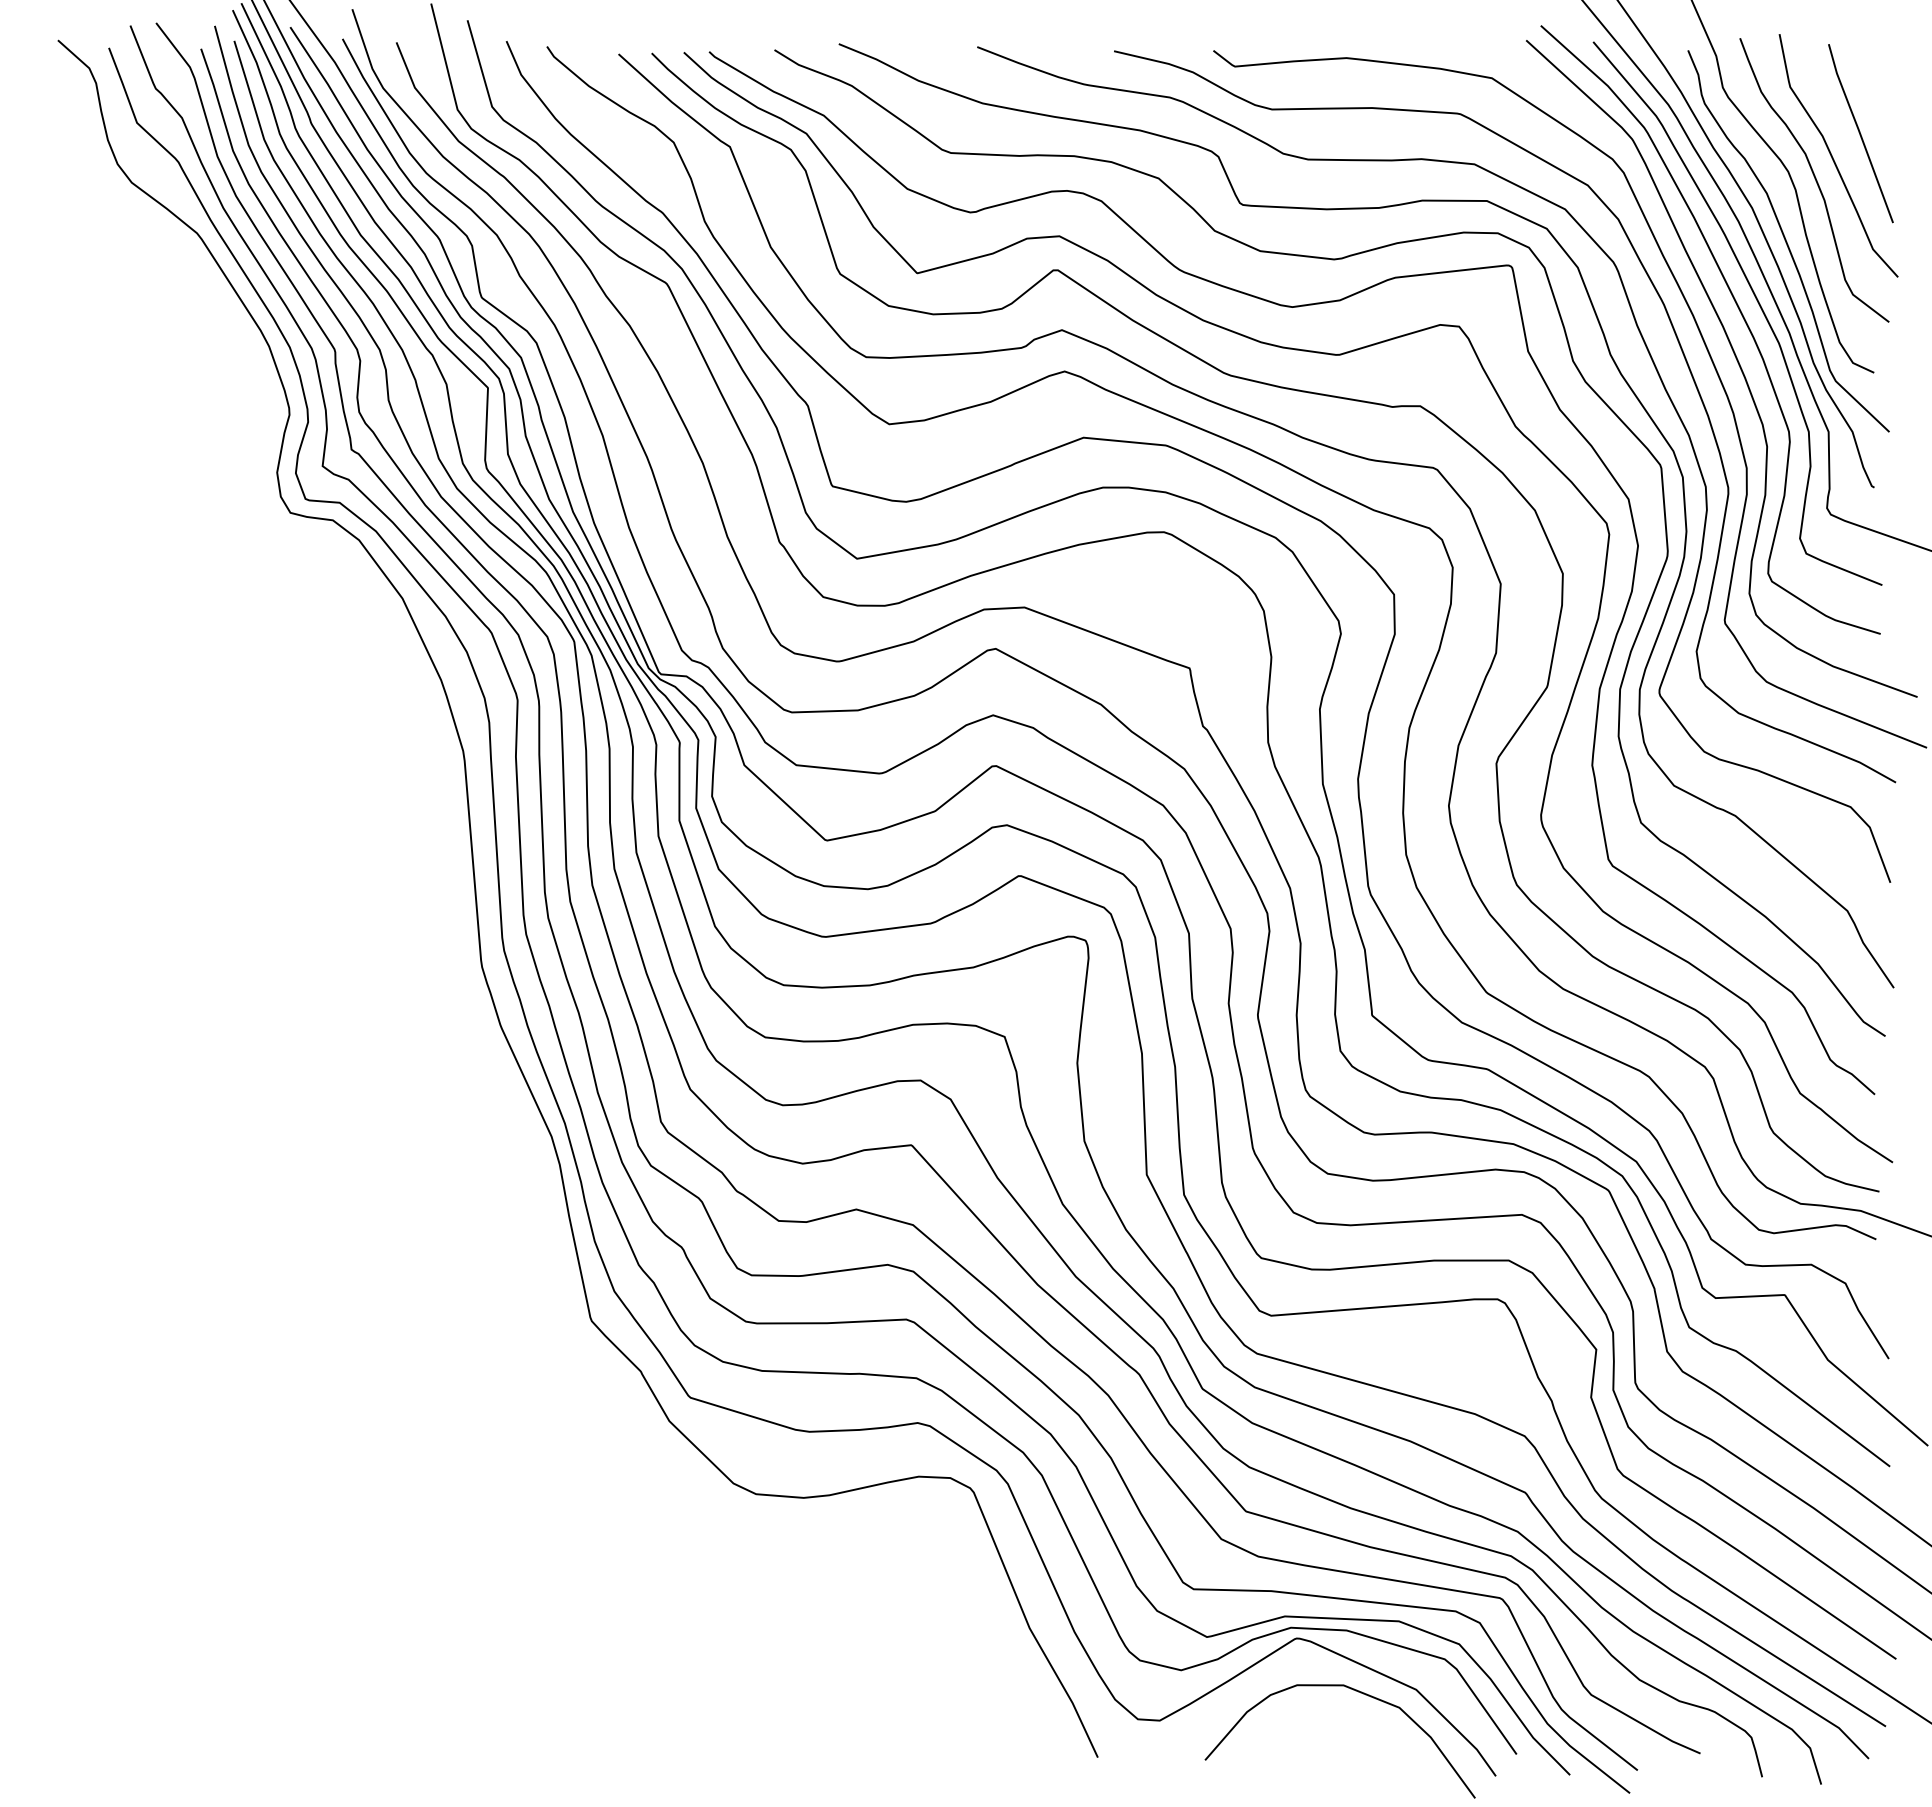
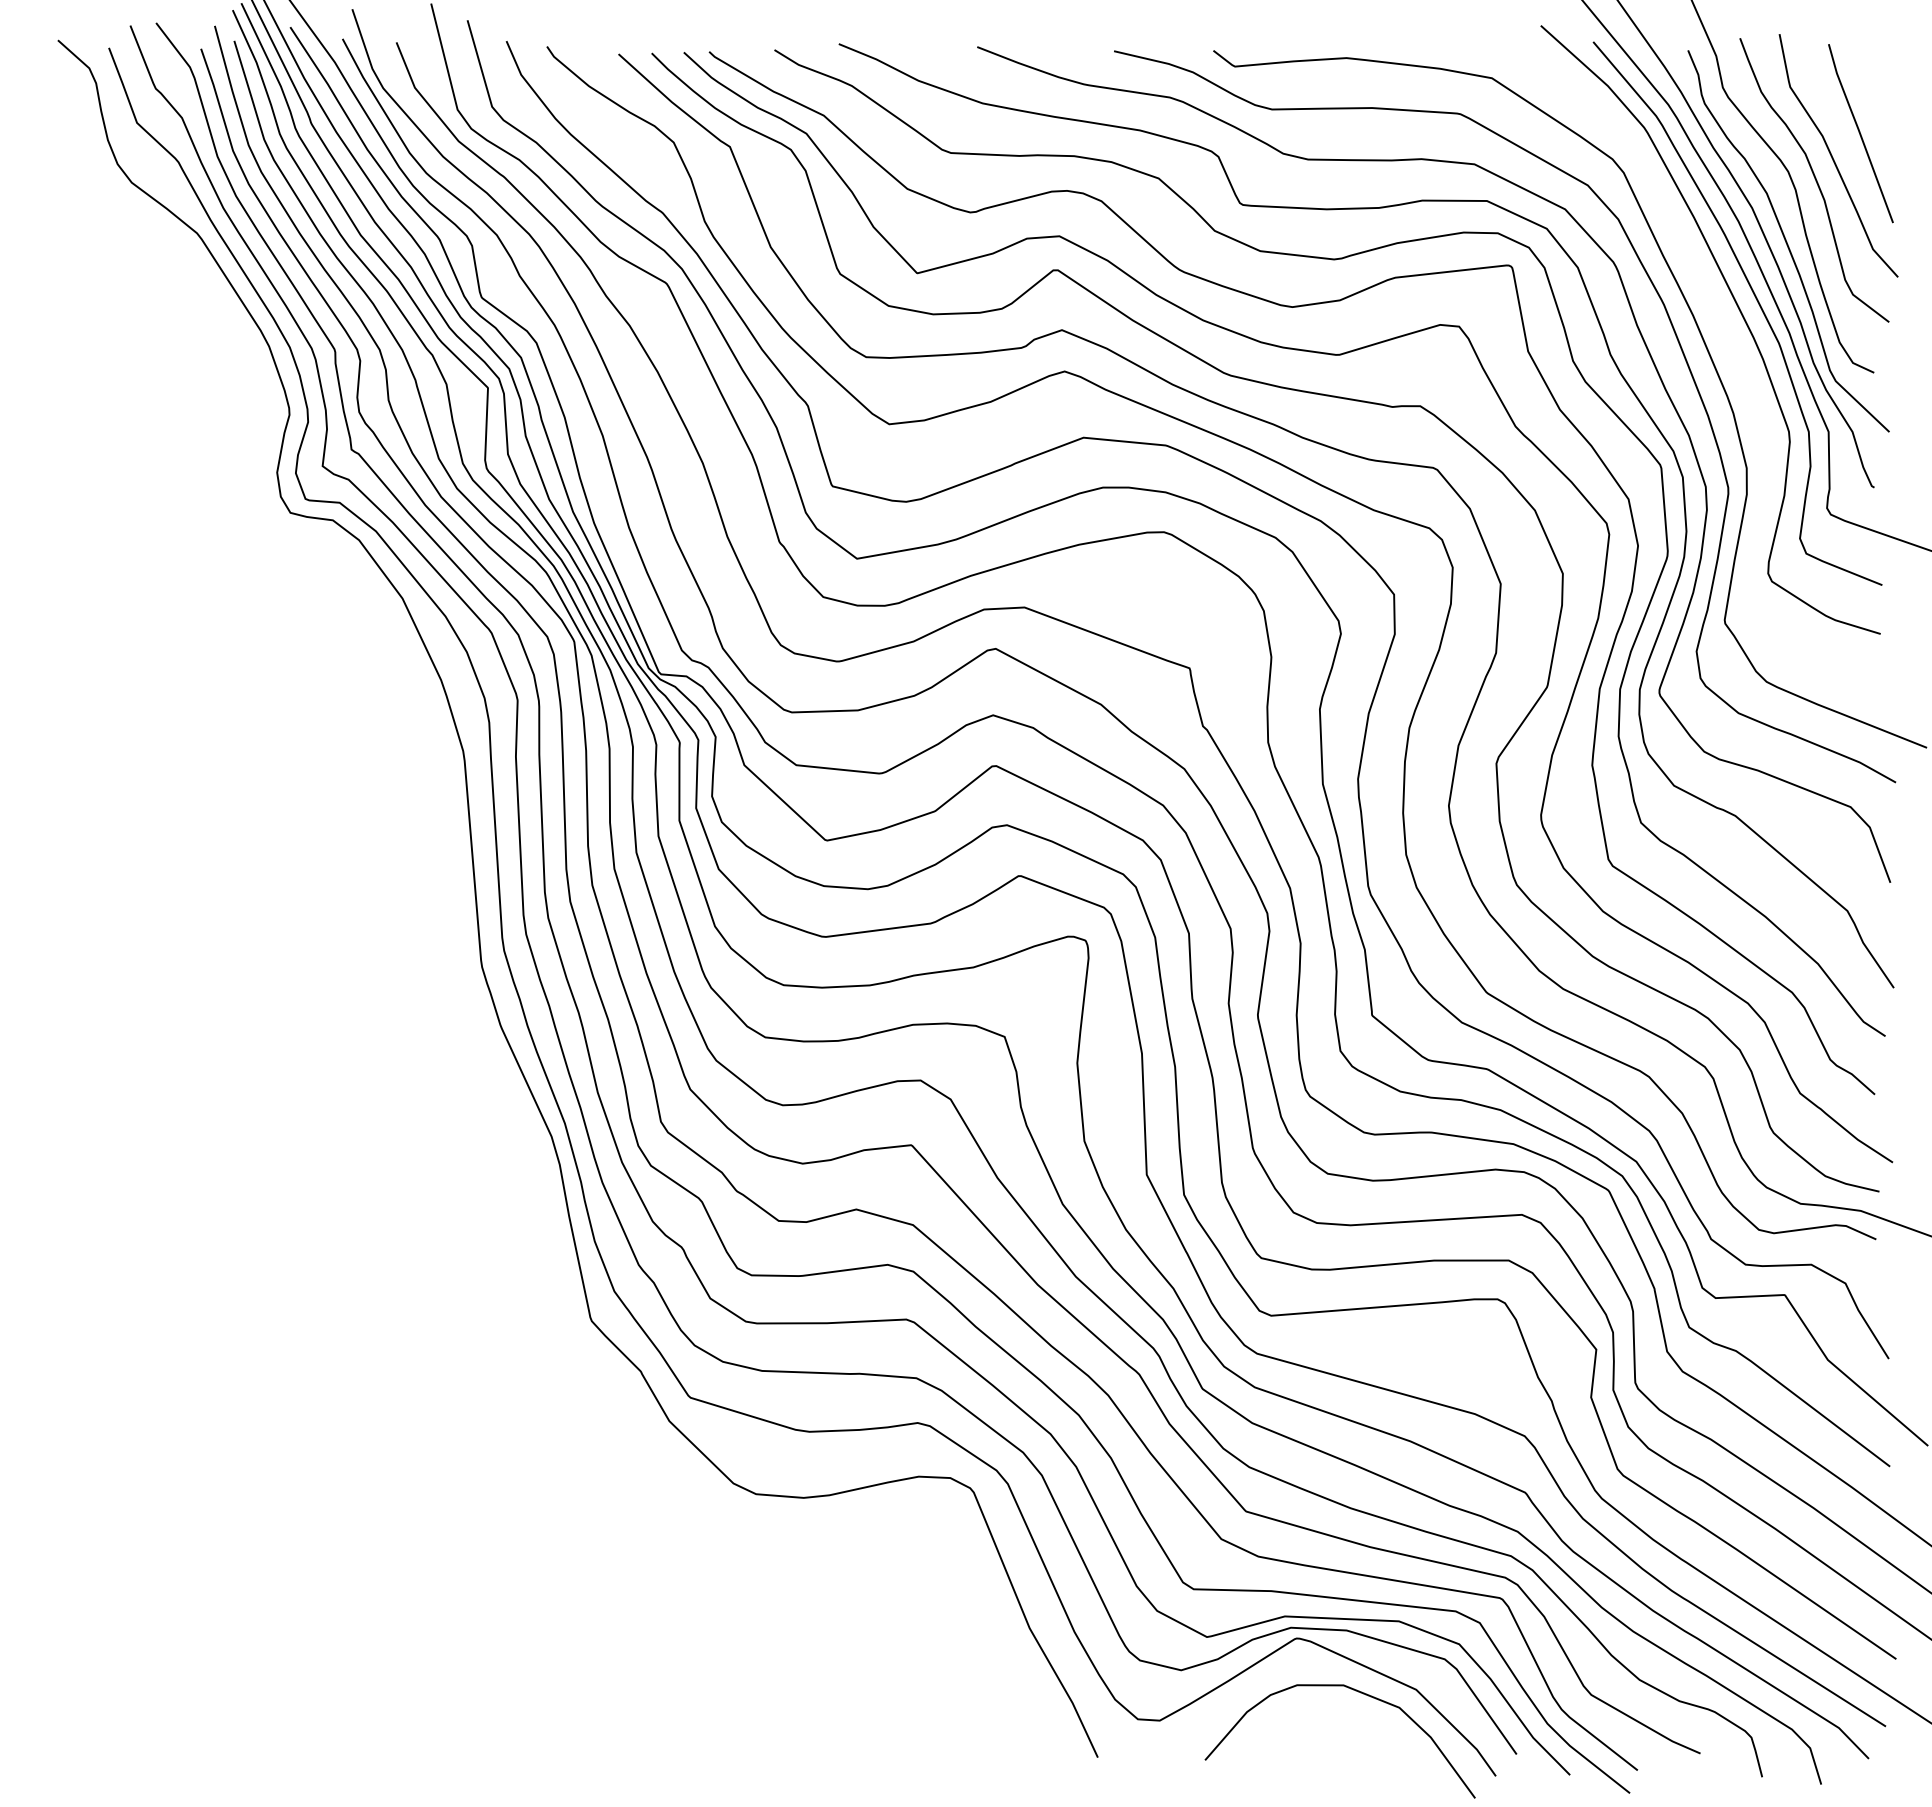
curve: present -> none (1737, 363)
